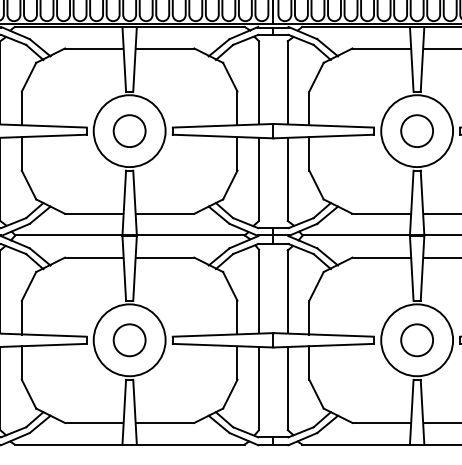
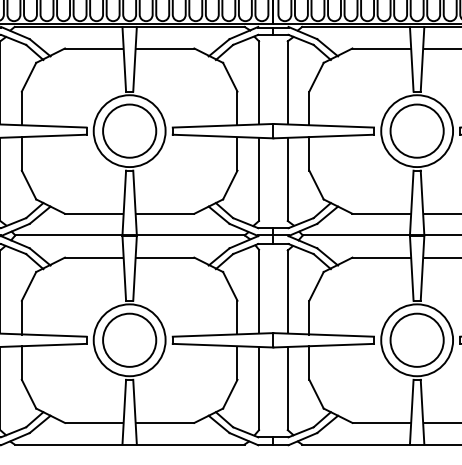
circle diameter: 32 px -> 53 px (129, 130)
circle diameter: 32 px -> 53 px (416, 130)
circle diameter: 32 px -> 53 px (129, 339)
circle diameter: 32 px -> 53 px (416, 339)
